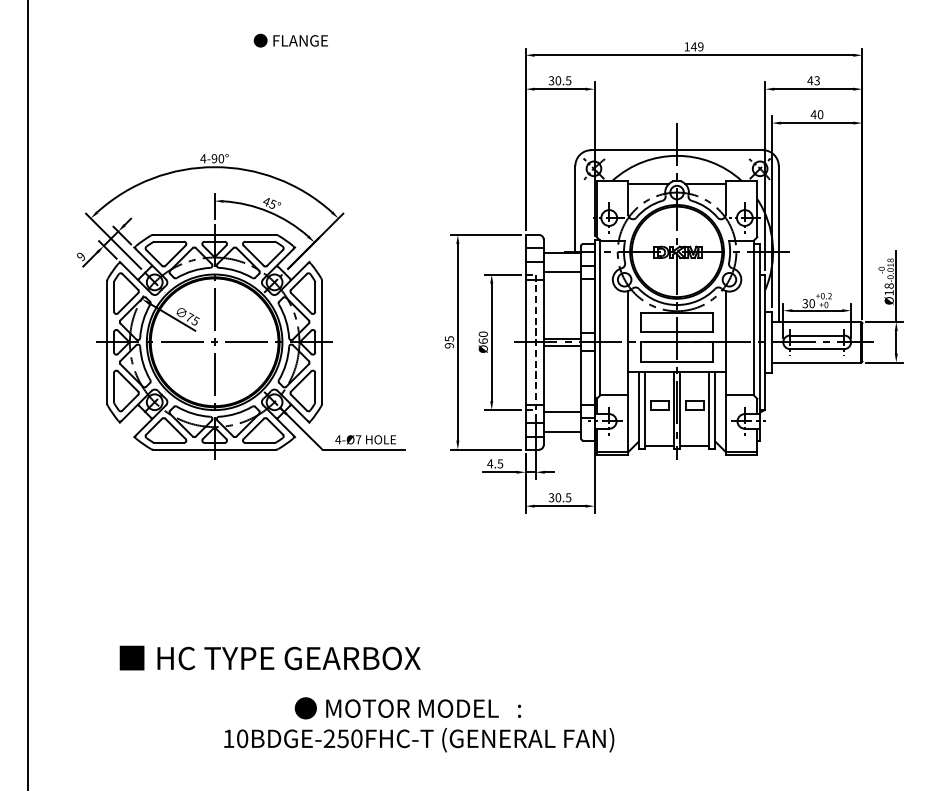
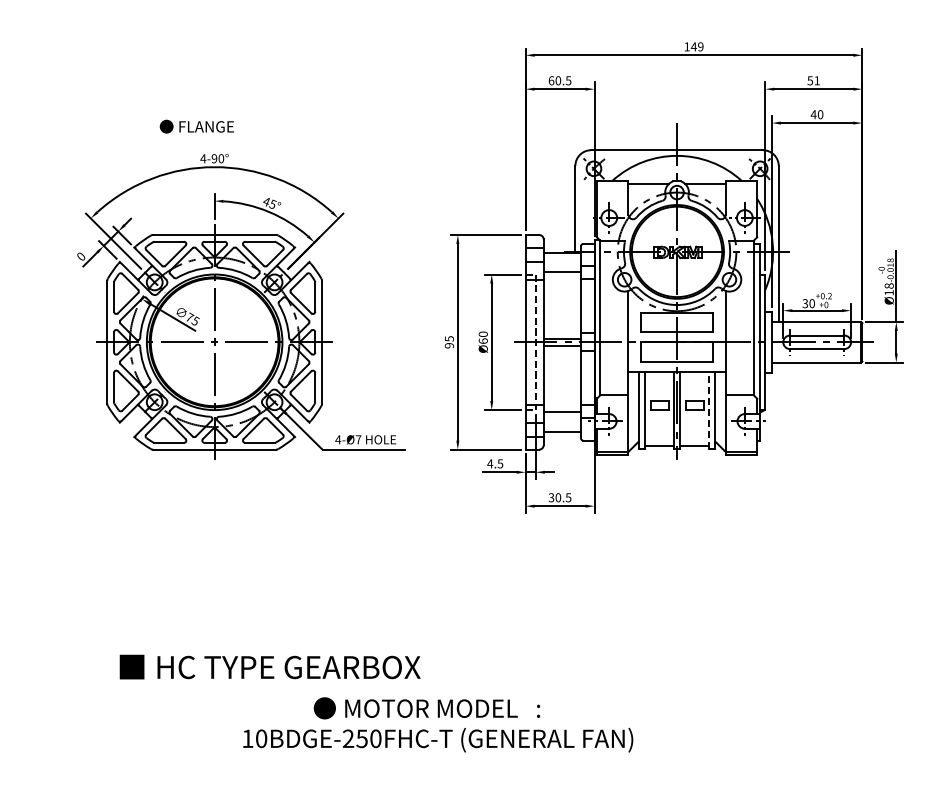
text position: (290, 40) -> (196, 126) (196, 126)
text: 30.5 -> 60.5 (551, 80)
text: 43 -> 51 (813, 80)
text: 9 -> 0 (81, 256)
line: present -> none (27, 394)
line: solid -> dashed (708, 409)
text position: (269, 657) -> (269, 666) (269, 666)
text position: (419, 724) -> (438, 724) (438, 724)
